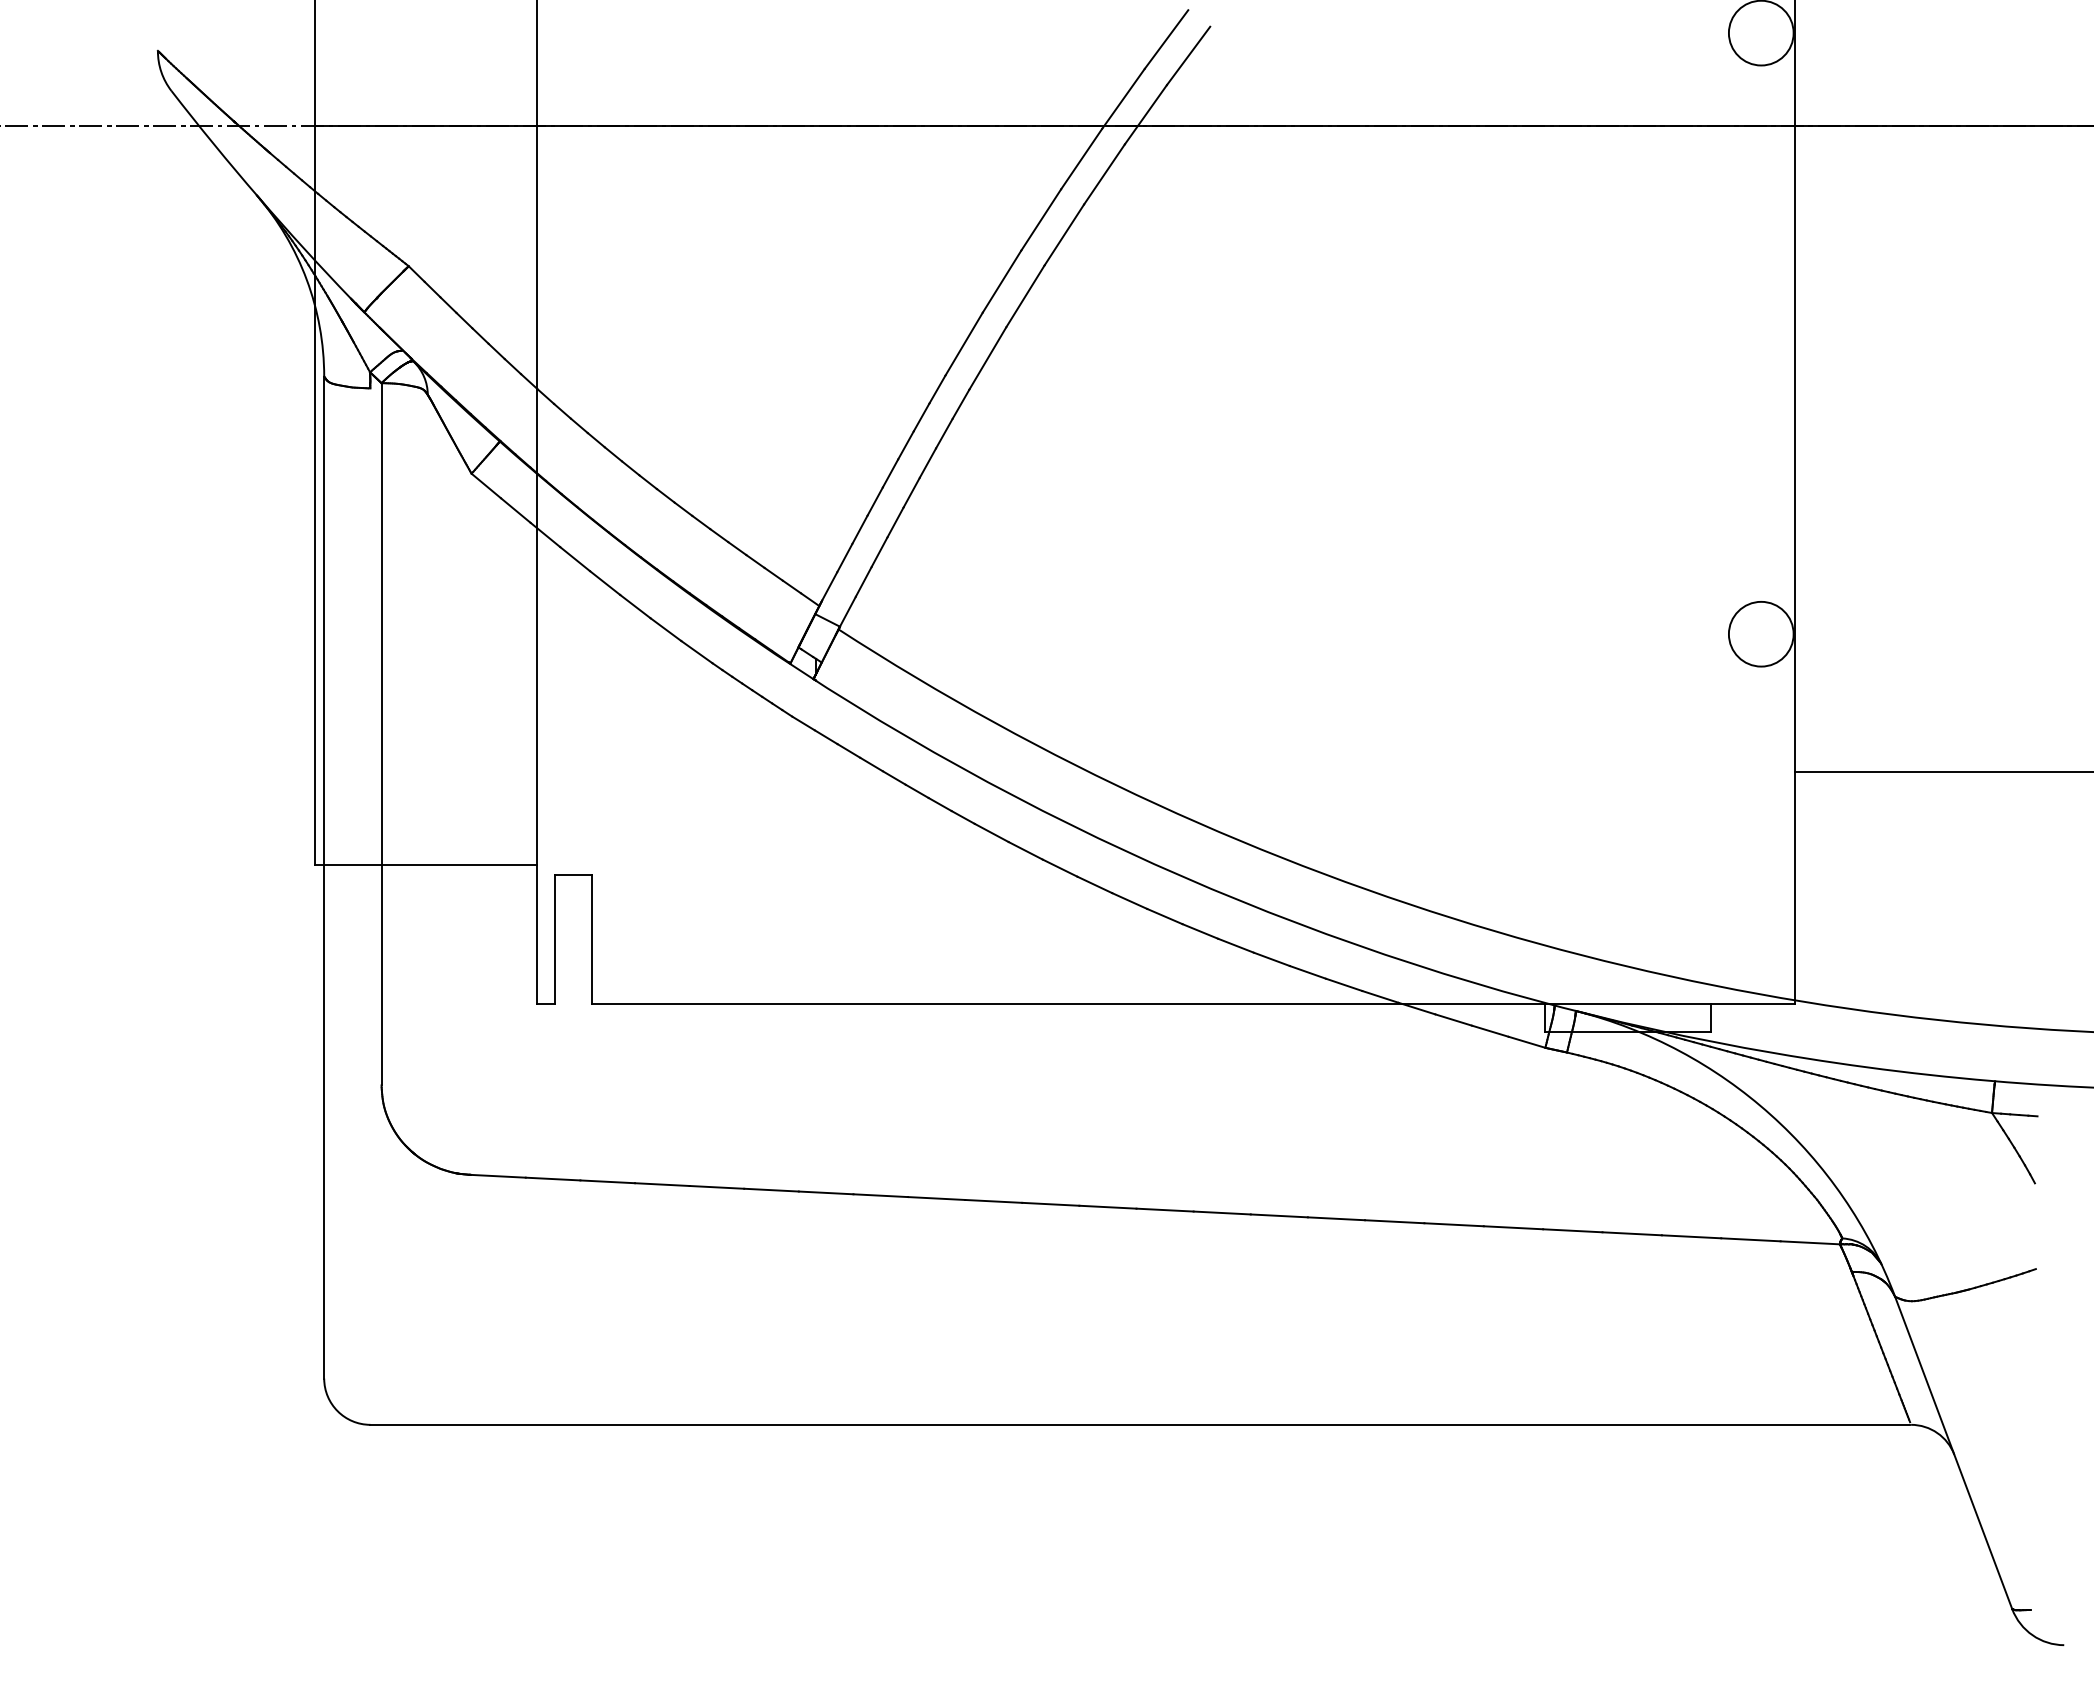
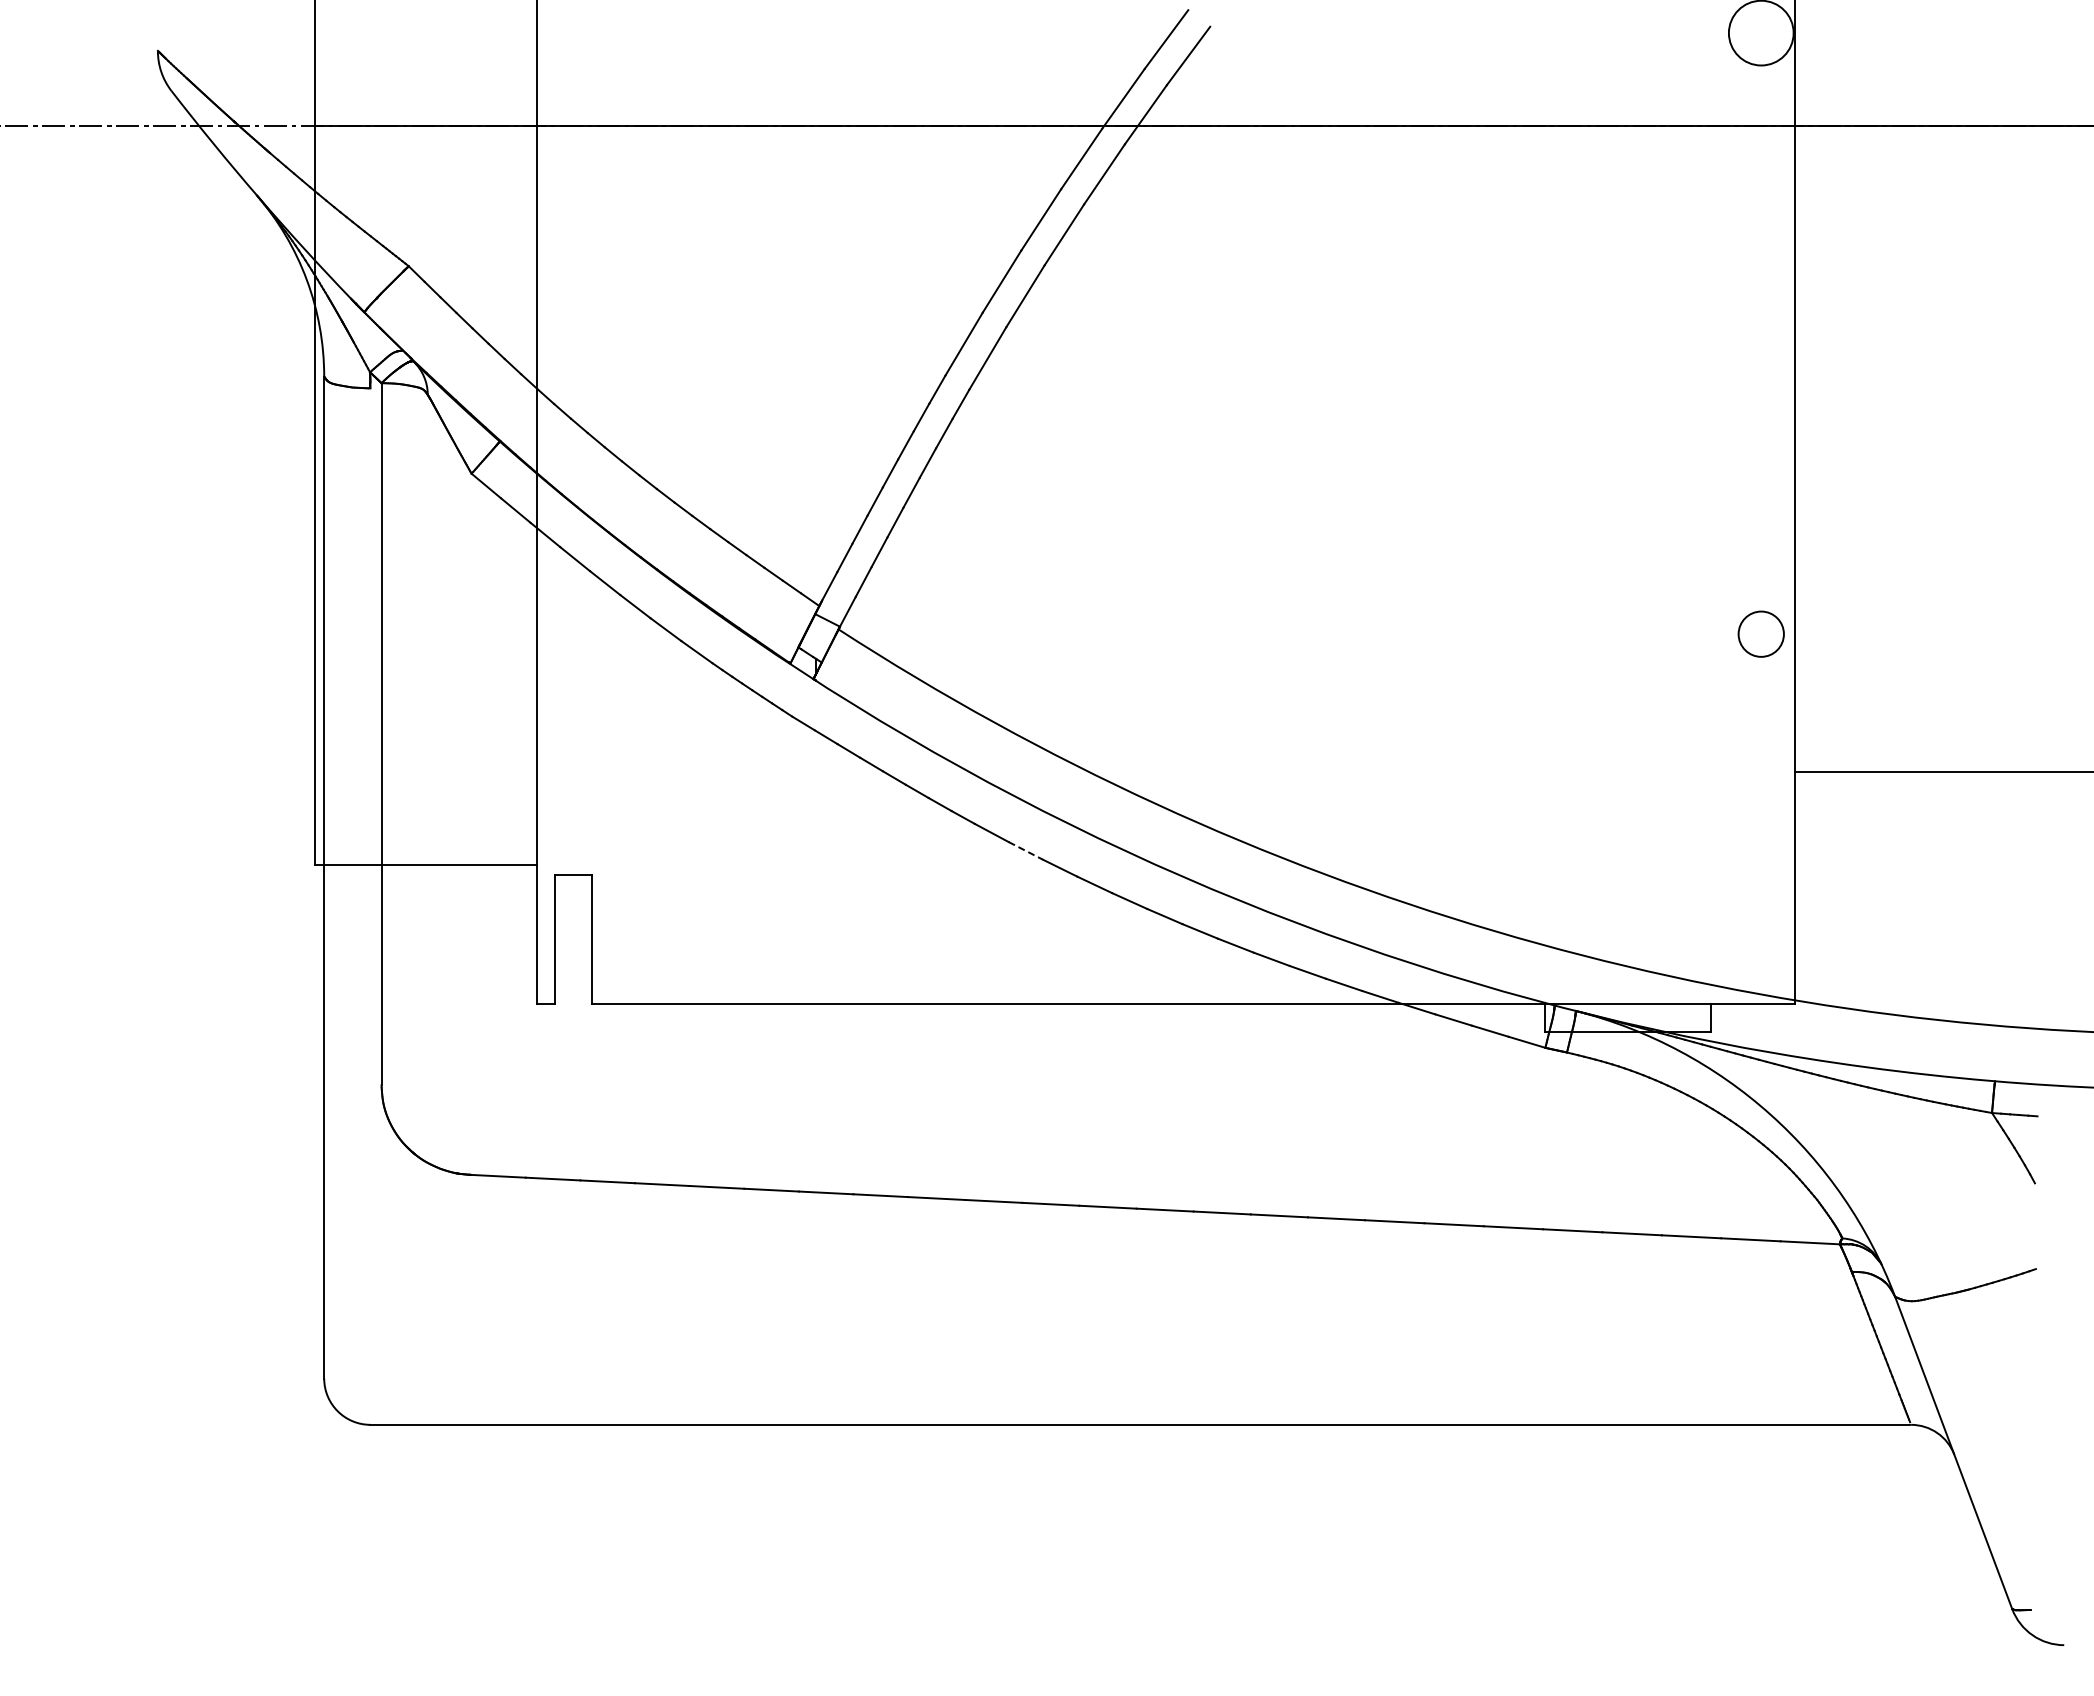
circle diameter: 65 px -> 45 px (1760, 633)
line: solid -> dashed (1026, 851)
